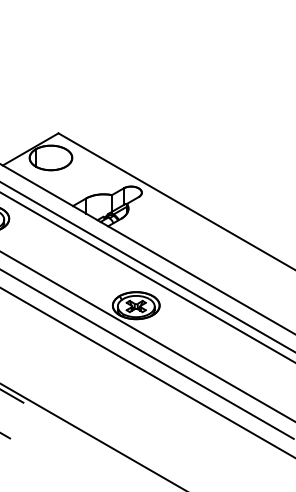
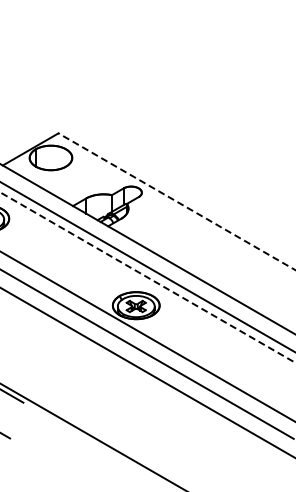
line: solid -> dashed (177, 201)
line: solid -> dashed (147, 277)
